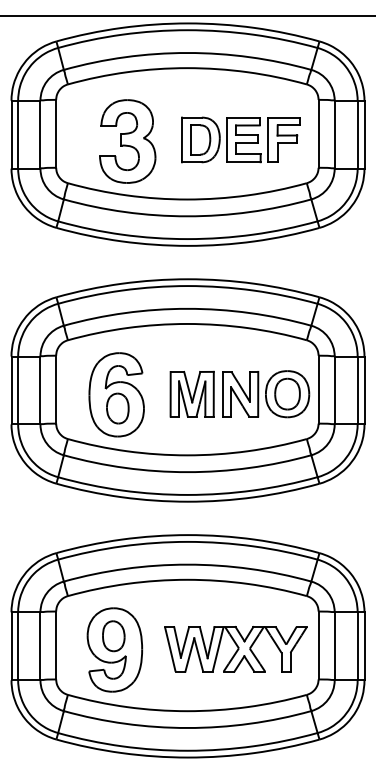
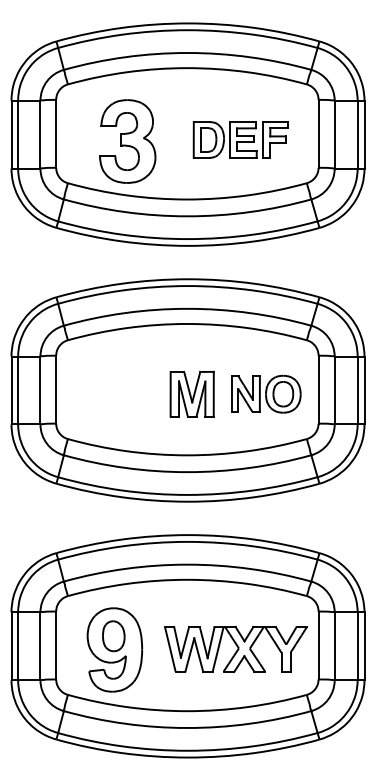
line: present -> none (187, 16)
part size: 120x48 px -> 97x38 px (240, 139)
part: present -> none (116, 394)
part size: 89x49 px -> 71x40 px (266, 393)
